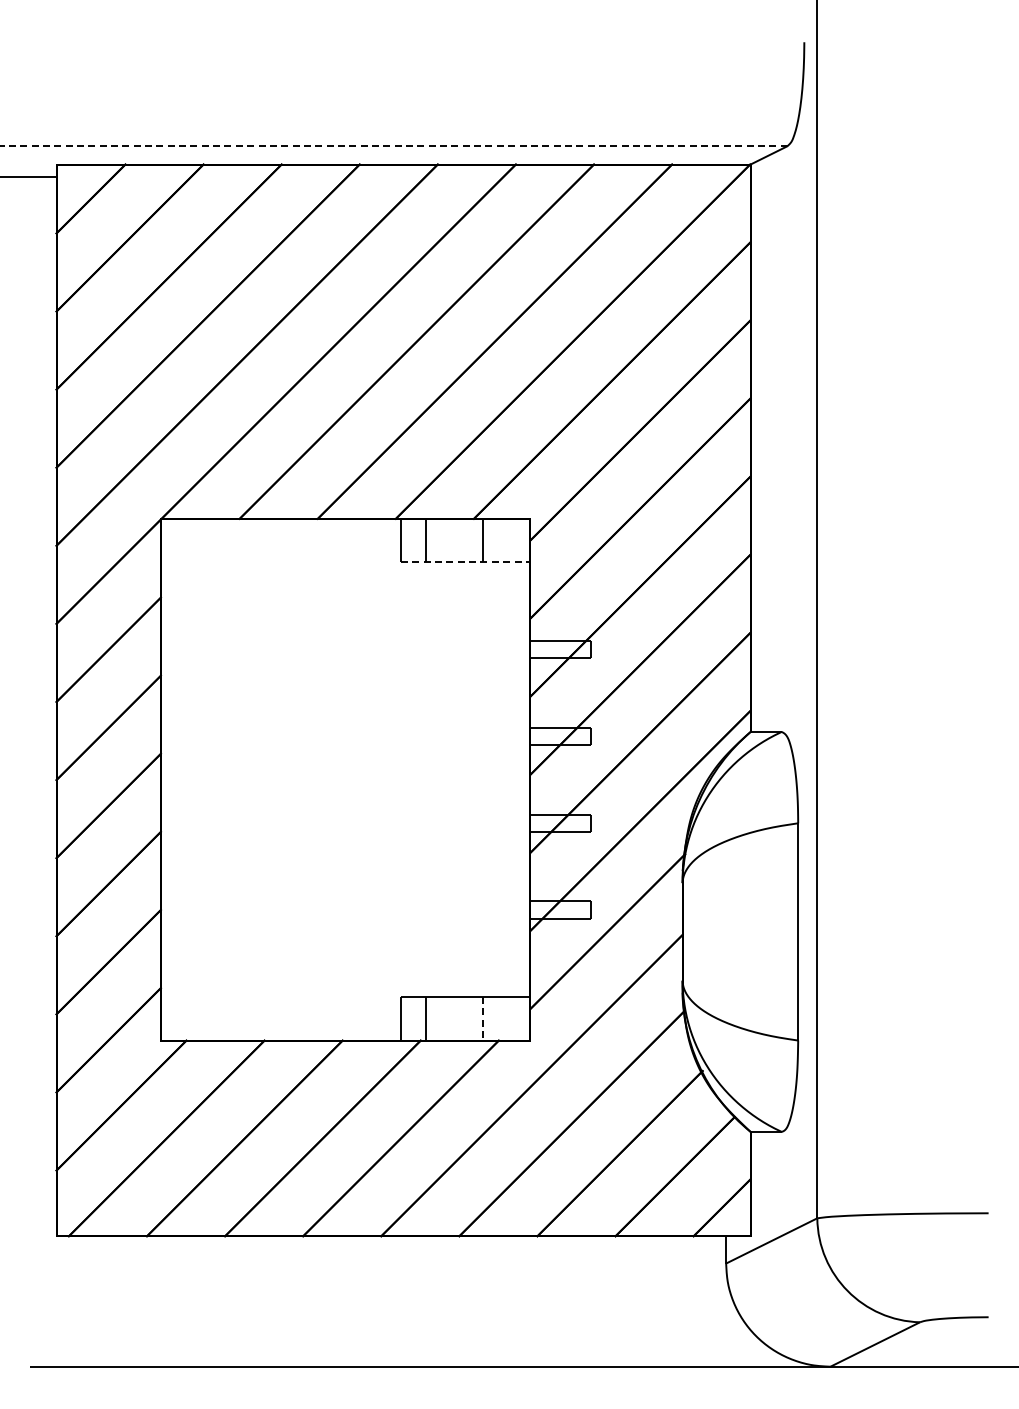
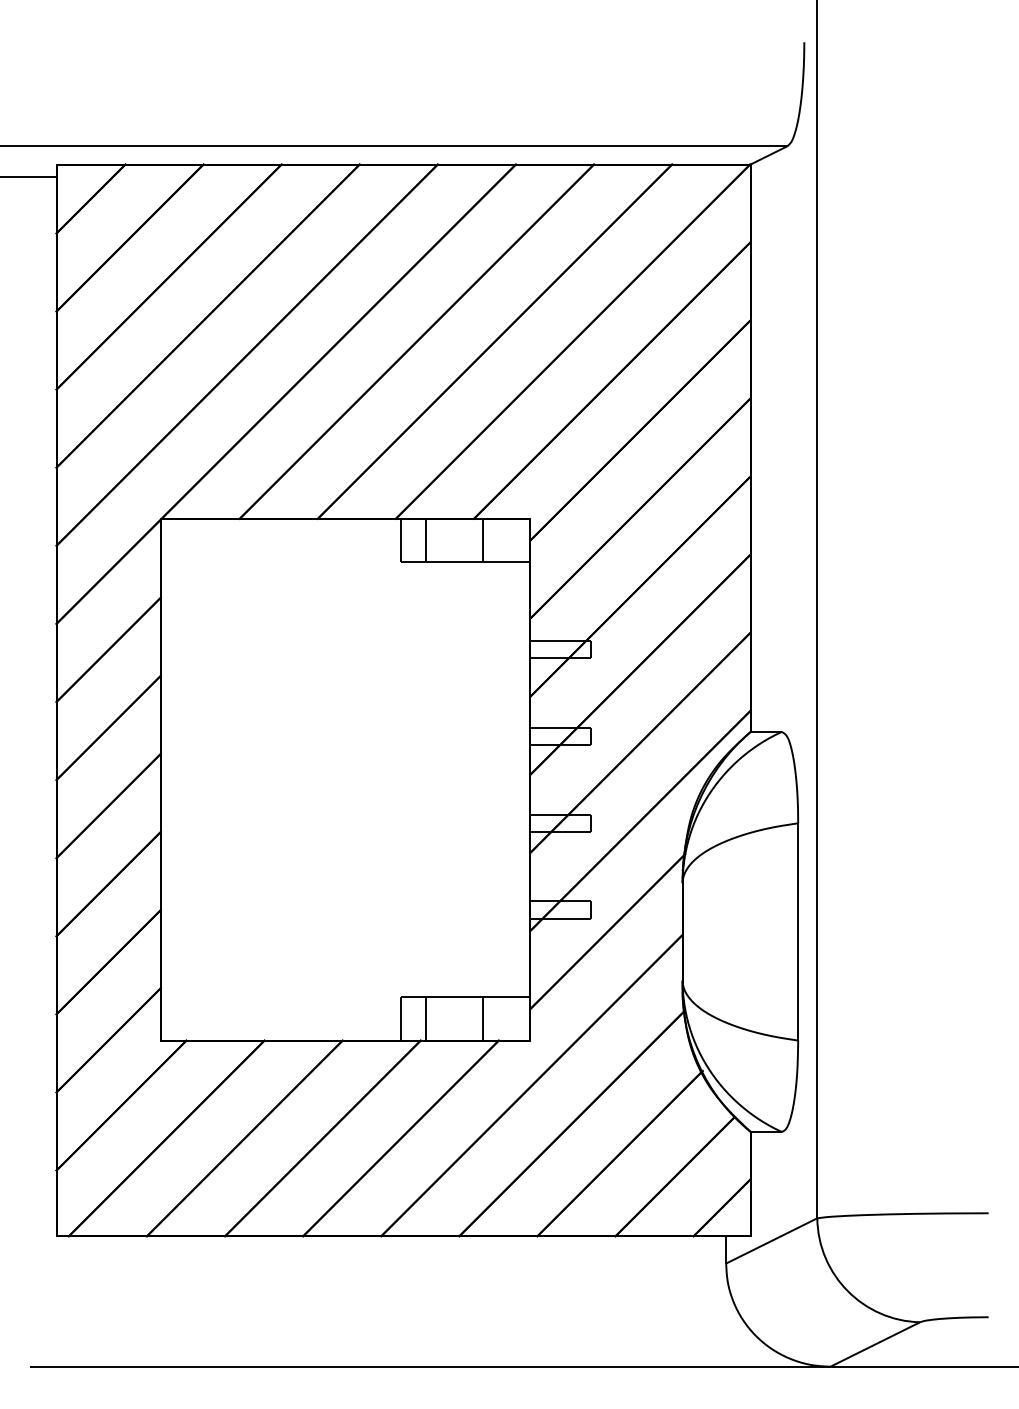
line: dashed -> solid (393, 146)
line: dashed -> solid (465, 562)
line: dashed -> solid (482, 1018)
